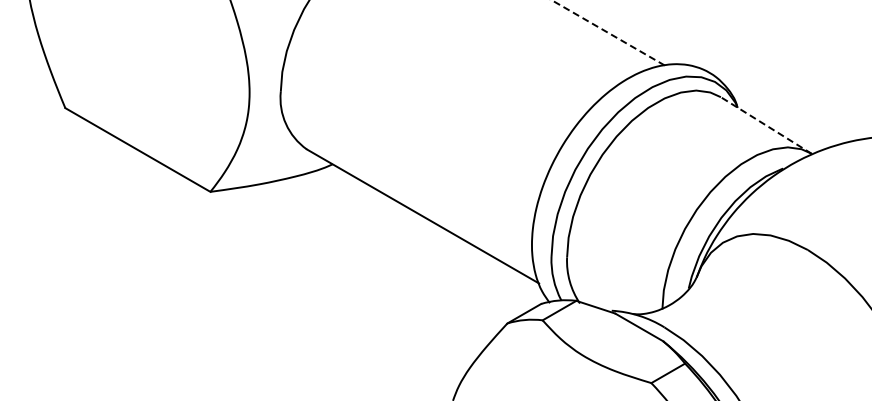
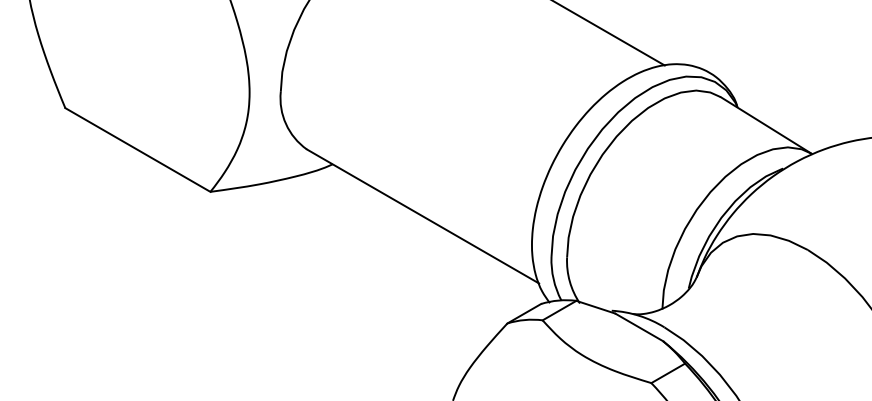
line: dashed -> solid (607, 32)
line: dashed -> solid (766, 125)
